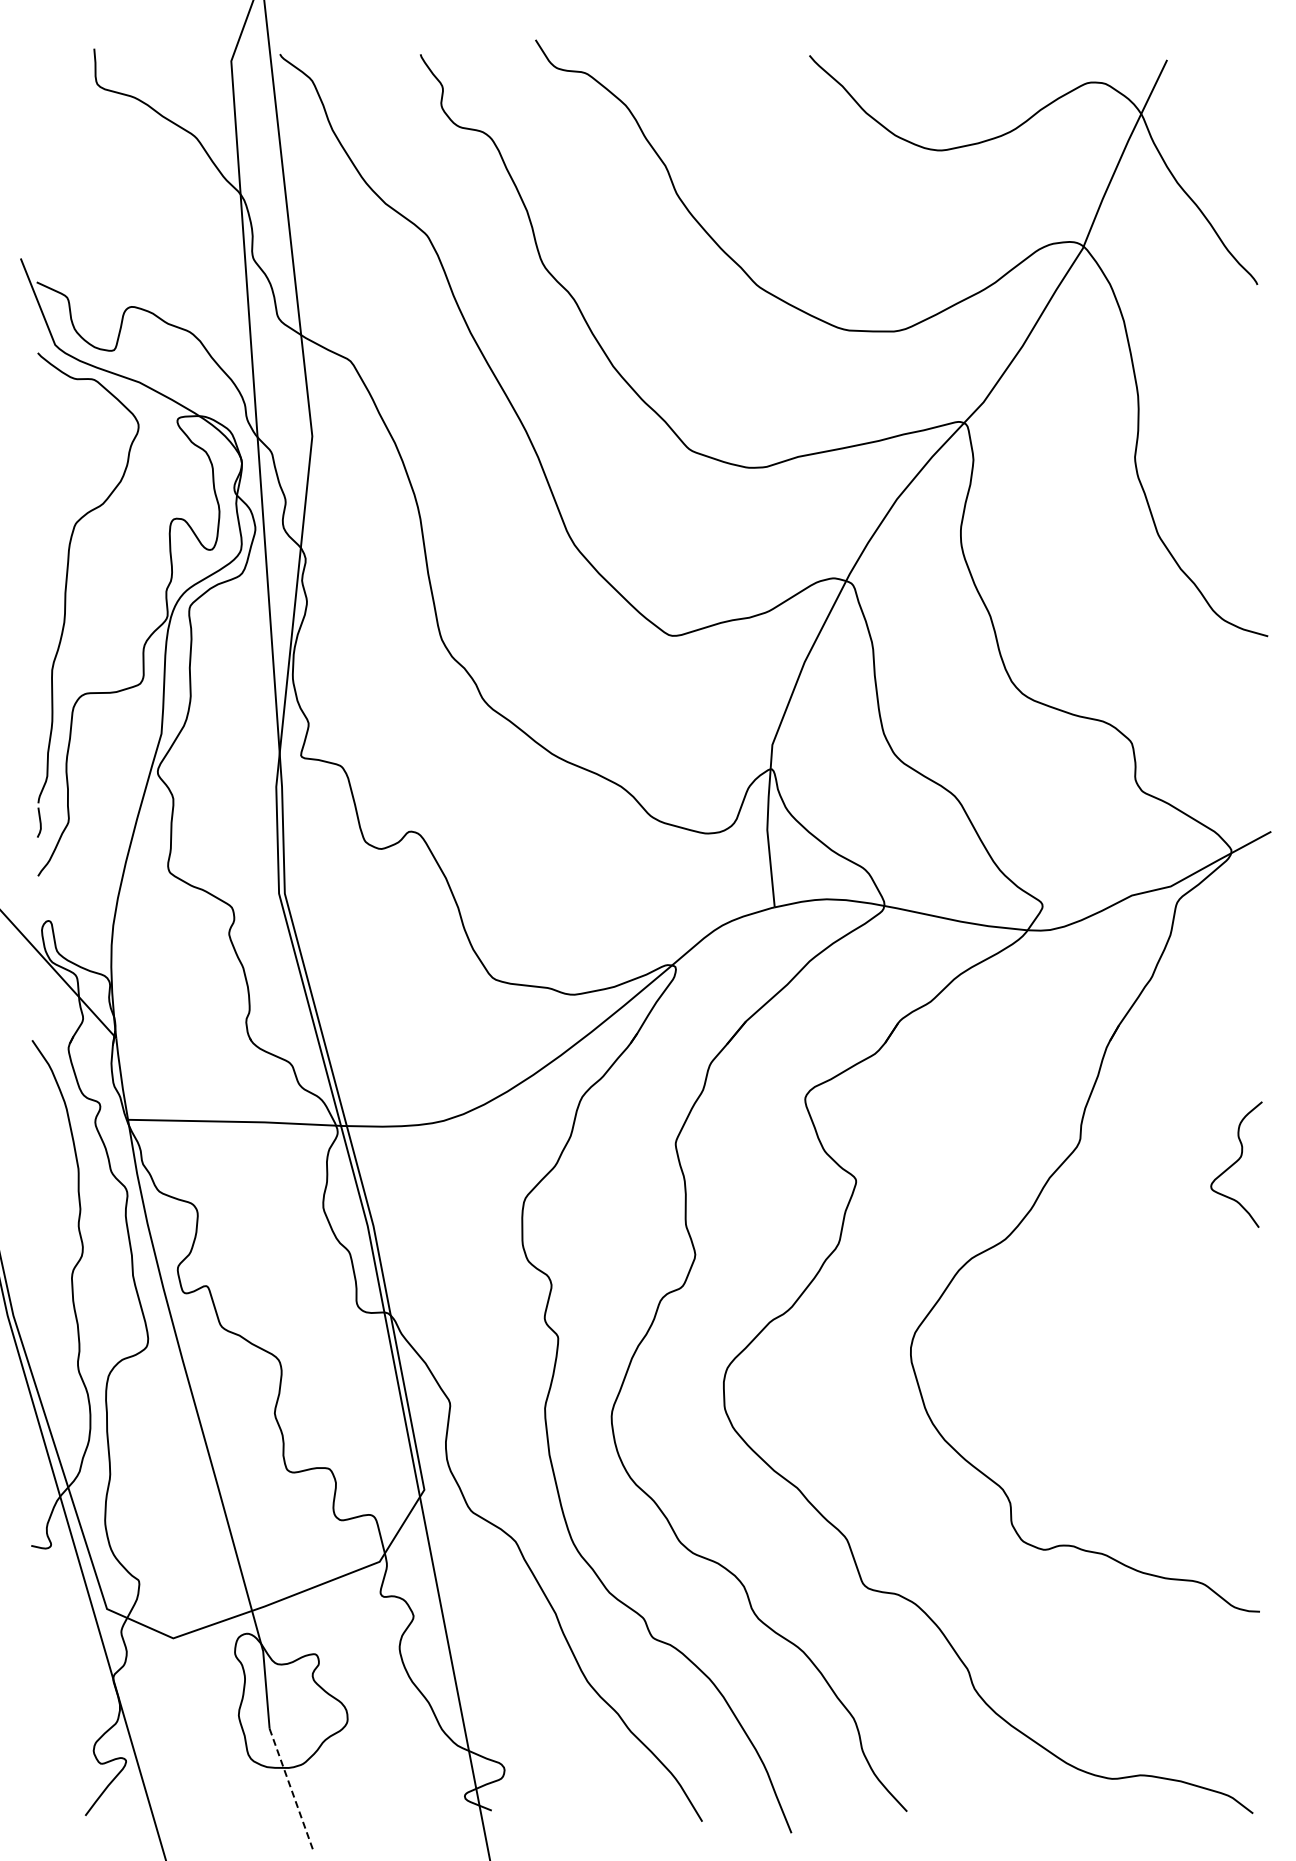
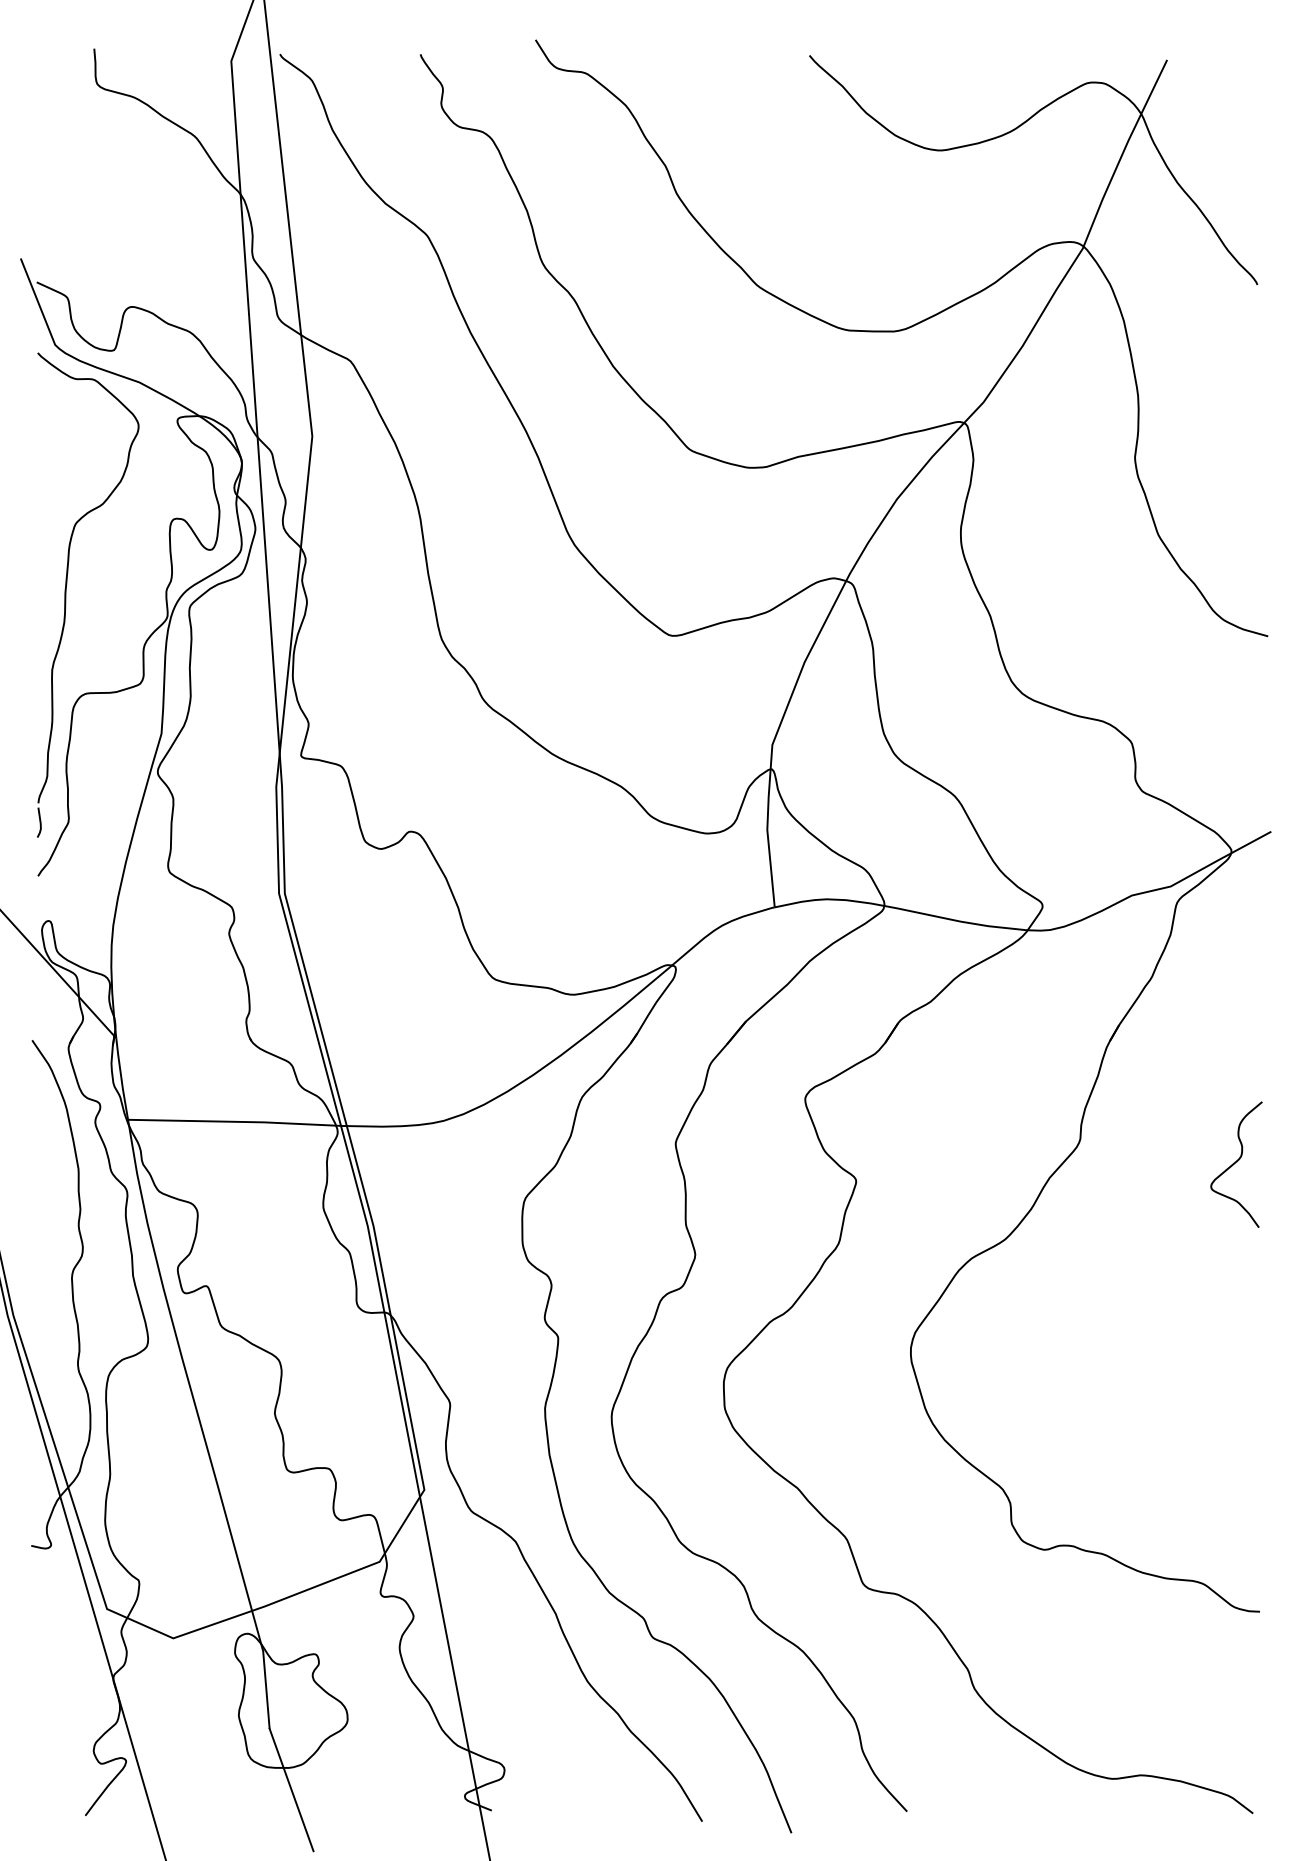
line: dashed -> solid (291, 1790)
